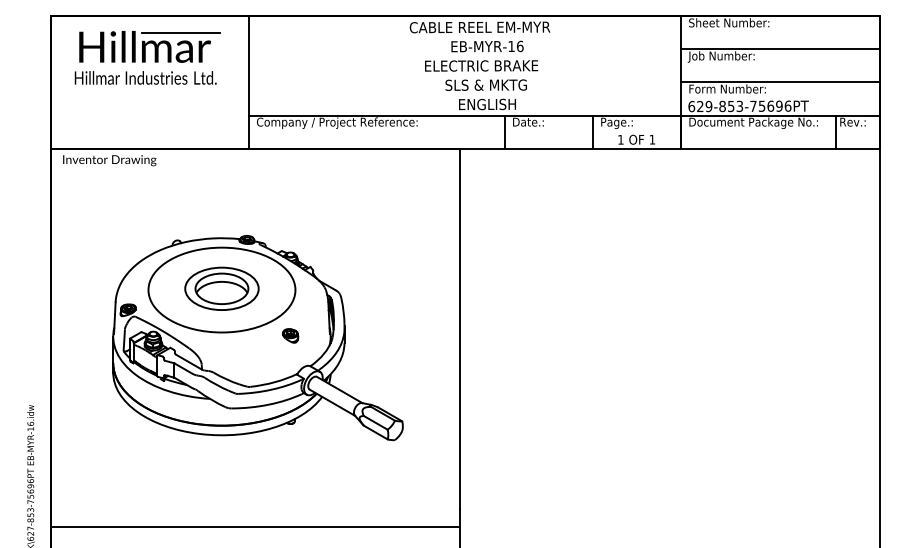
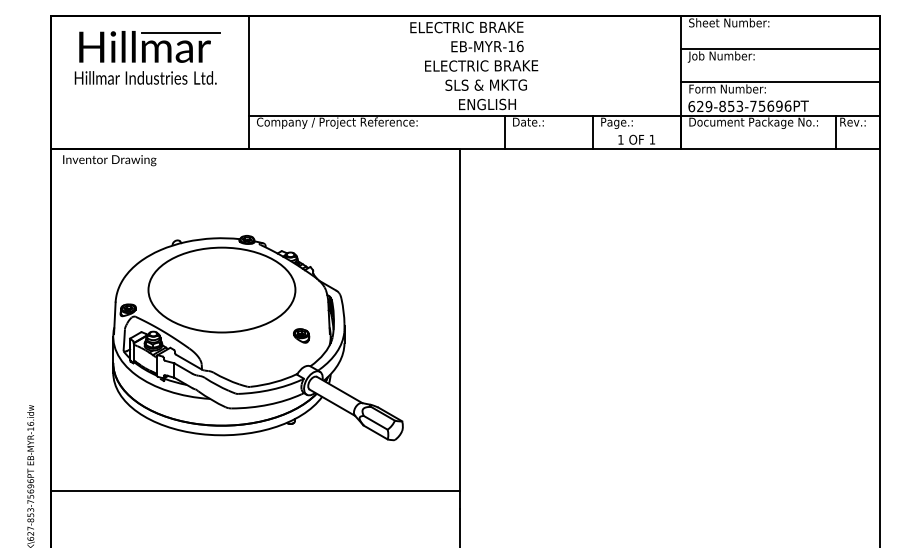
text: CABLE REEL EM-MYR -> ELECTRIC BRAKE (479, 27)
part: present -> none (221, 288)
part position: (290, 335) -> (301, 335) (301, 335)
line position: (254, 527) -> (254, 491) (254, 491)
